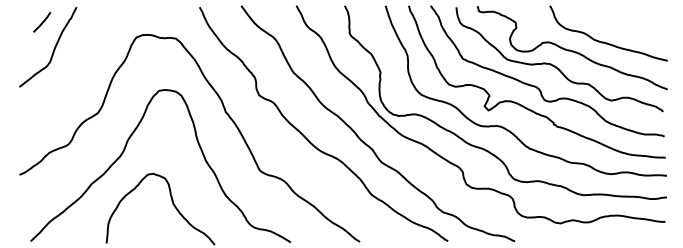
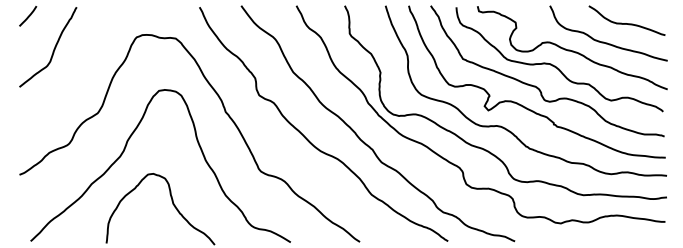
line position: (42, 22) -> (28, 16) (28, 16)
curve: none -> present (626, 23)
